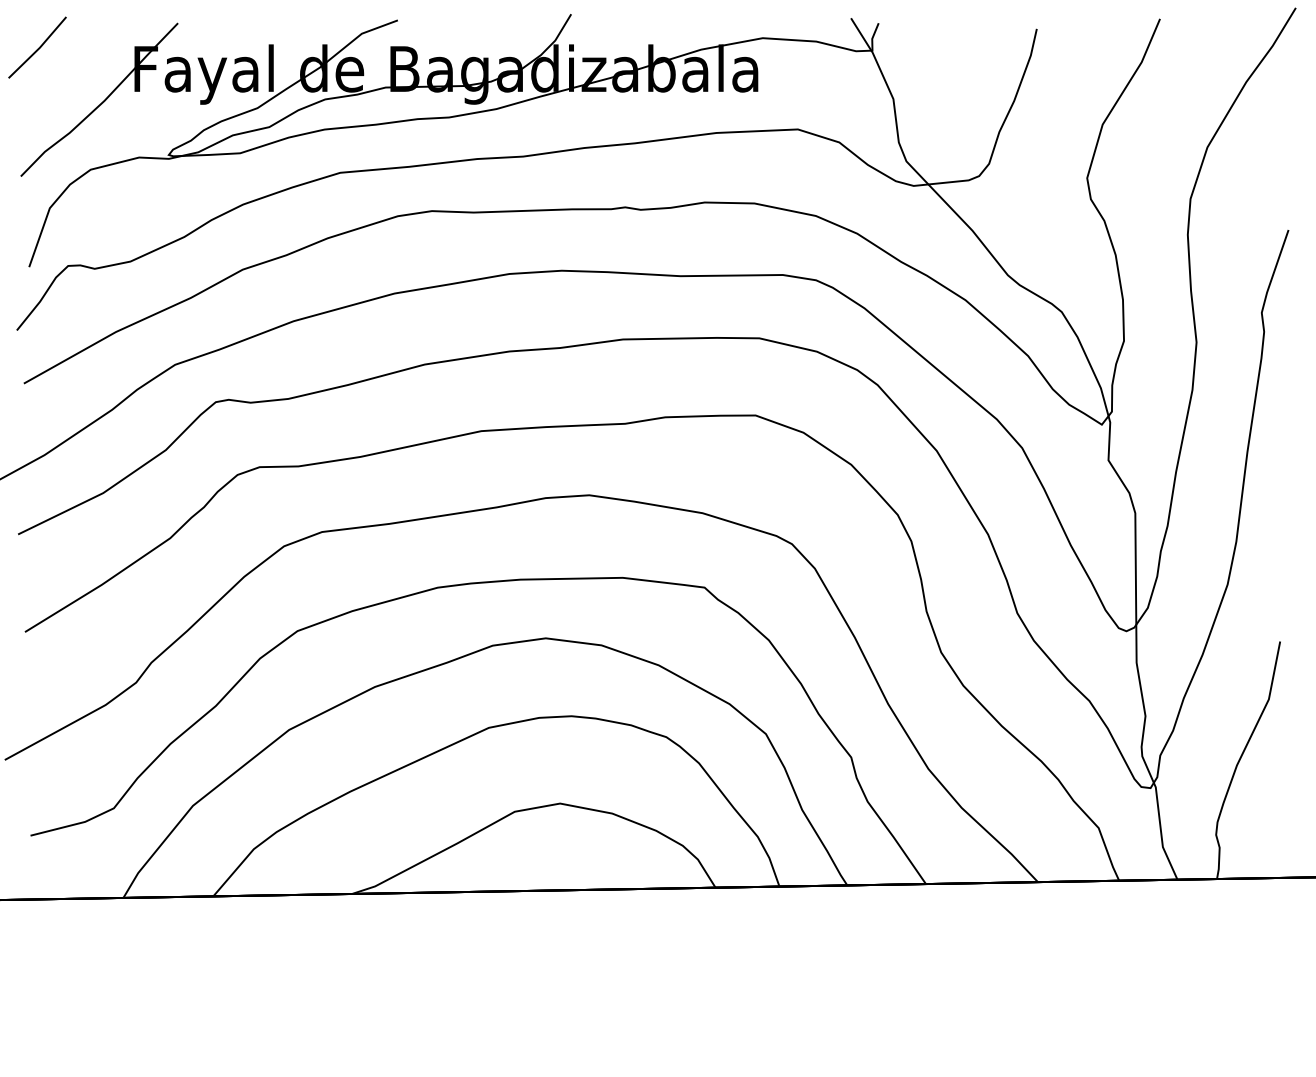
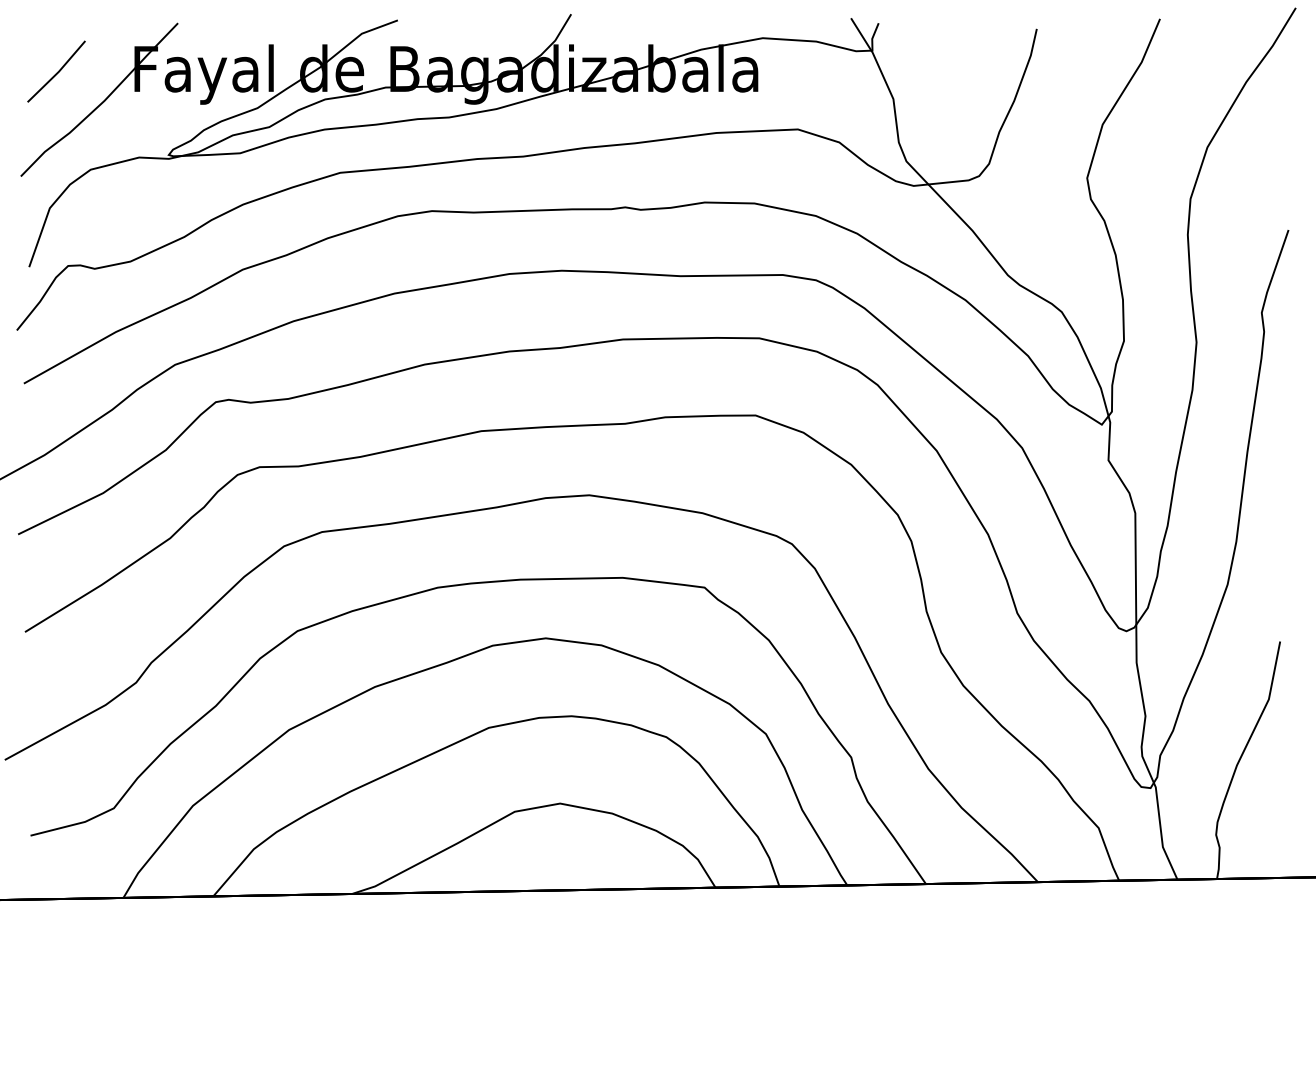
line position: (38, 47) -> (57, 71) (57, 71)
